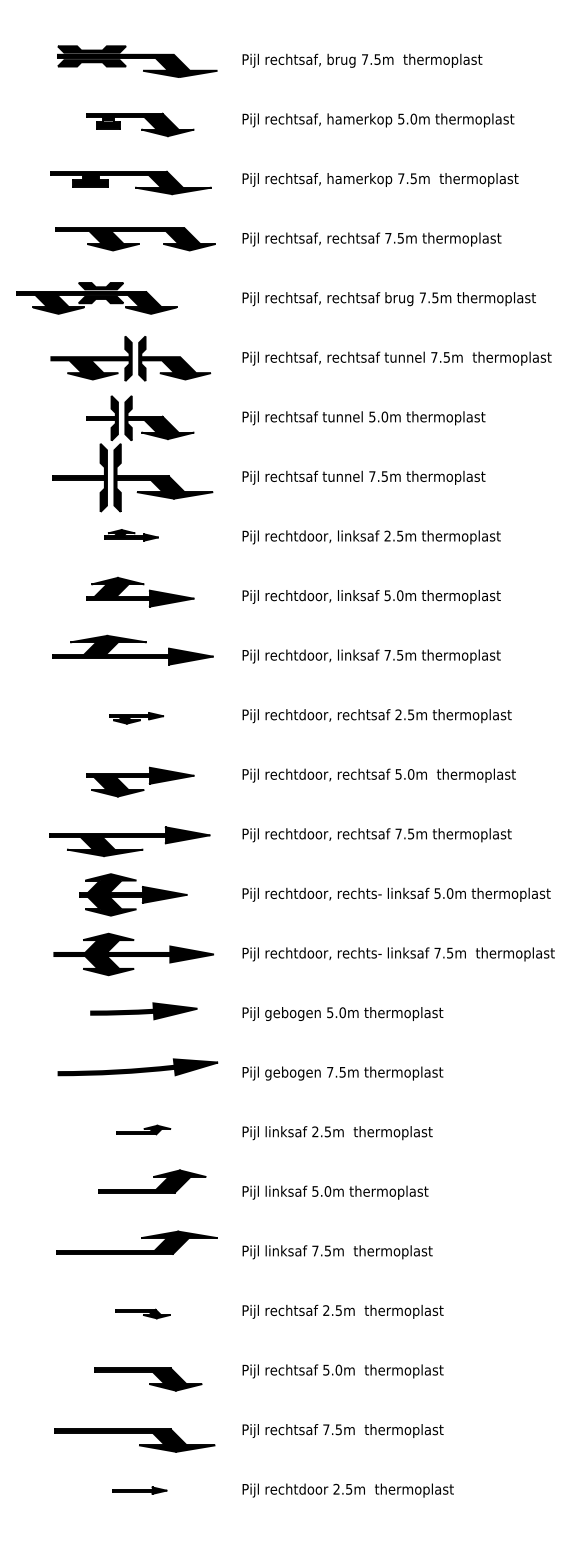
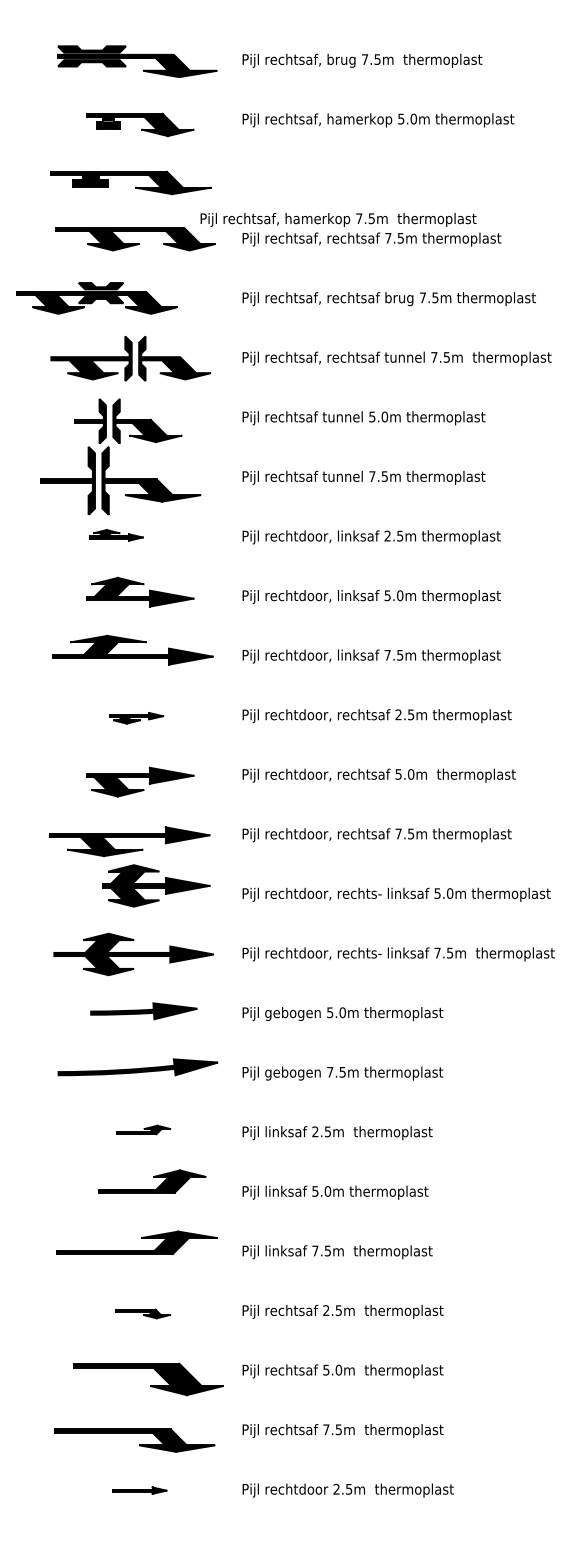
text position: (380, 179) -> (338, 219) (338, 219)
part position: (121, 453) -> (109, 456) (109, 456)
part position: (131, 535) -> (116, 535) (116, 535)
part position: (133, 894) -> (156, 885) (156, 885)
part size: 109x25 px -> 151x35 px (148, 1379)
